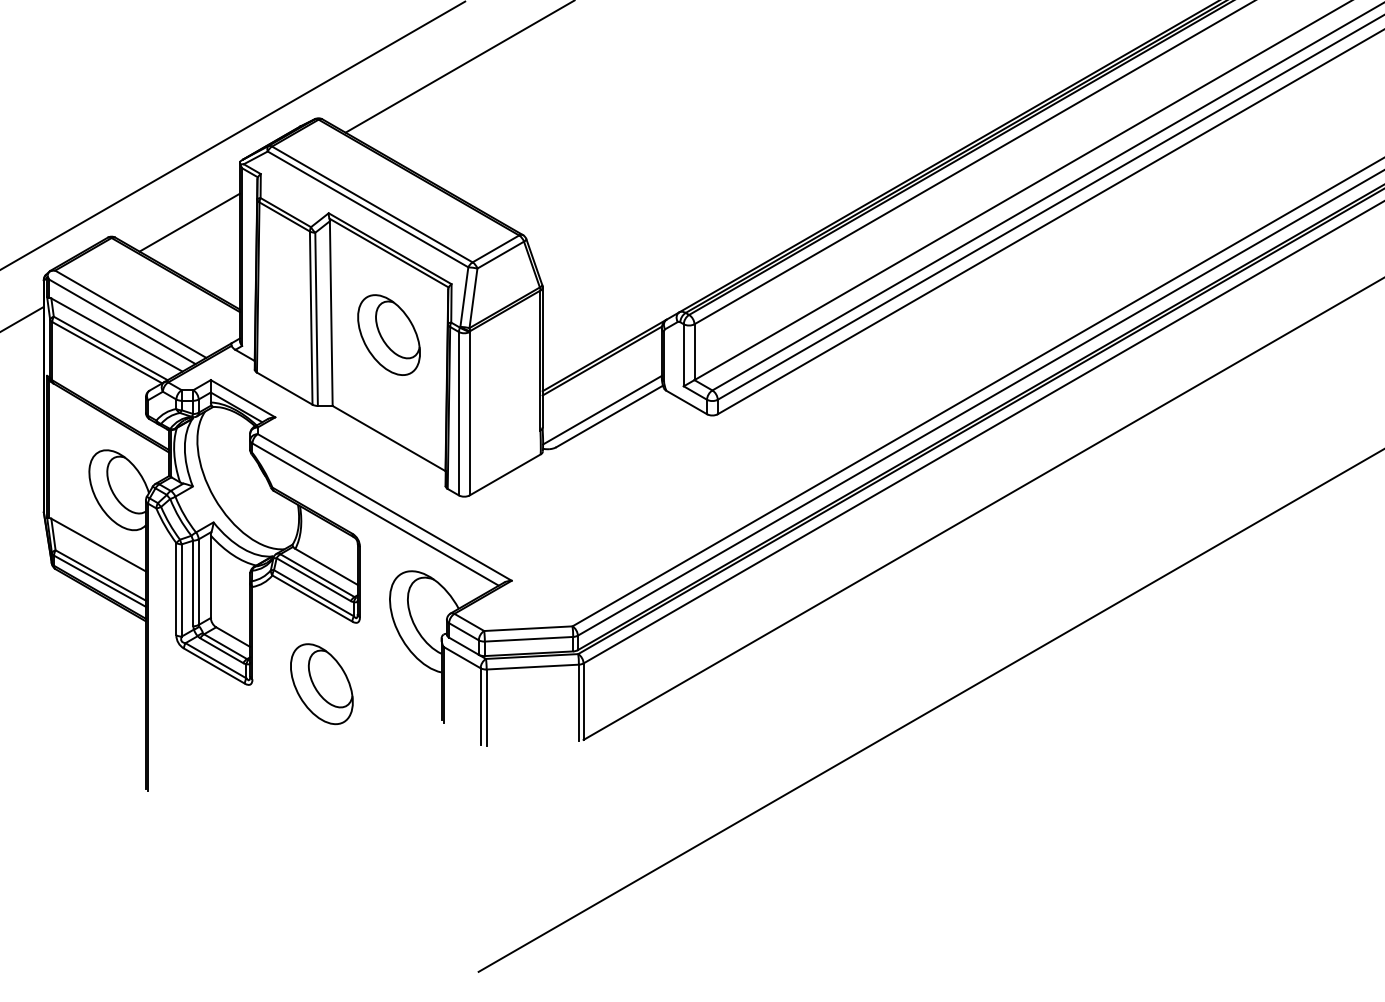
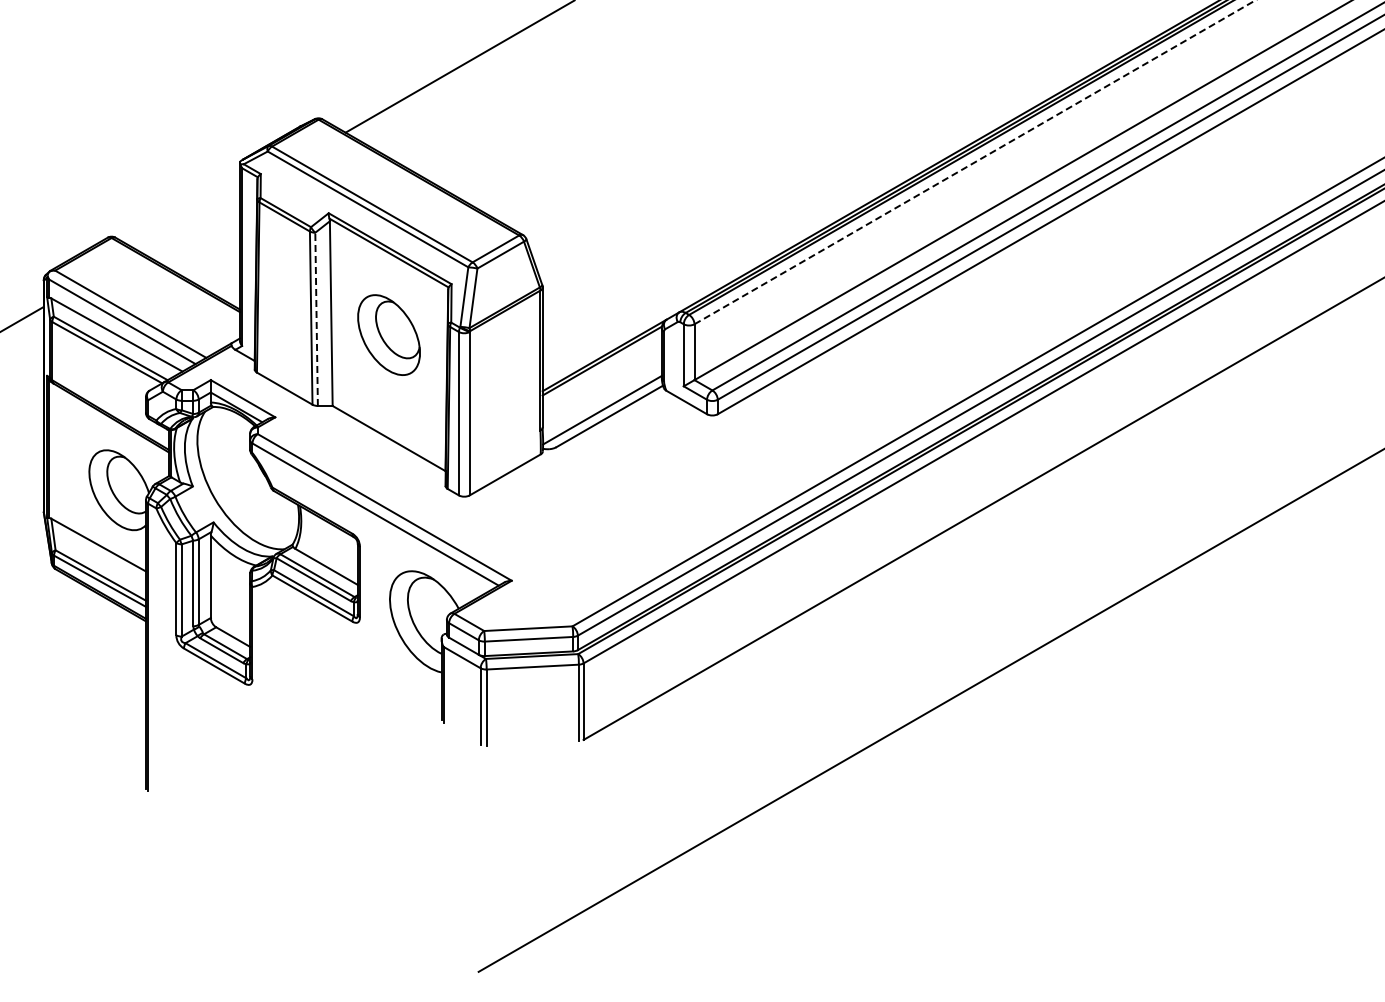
line: present -> none (233, 135)
line: solid -> dashed (975, 162)
line: present -> none (189, 222)
line: solid -> dashed (316, 319)
part: present -> none (321, 684)
